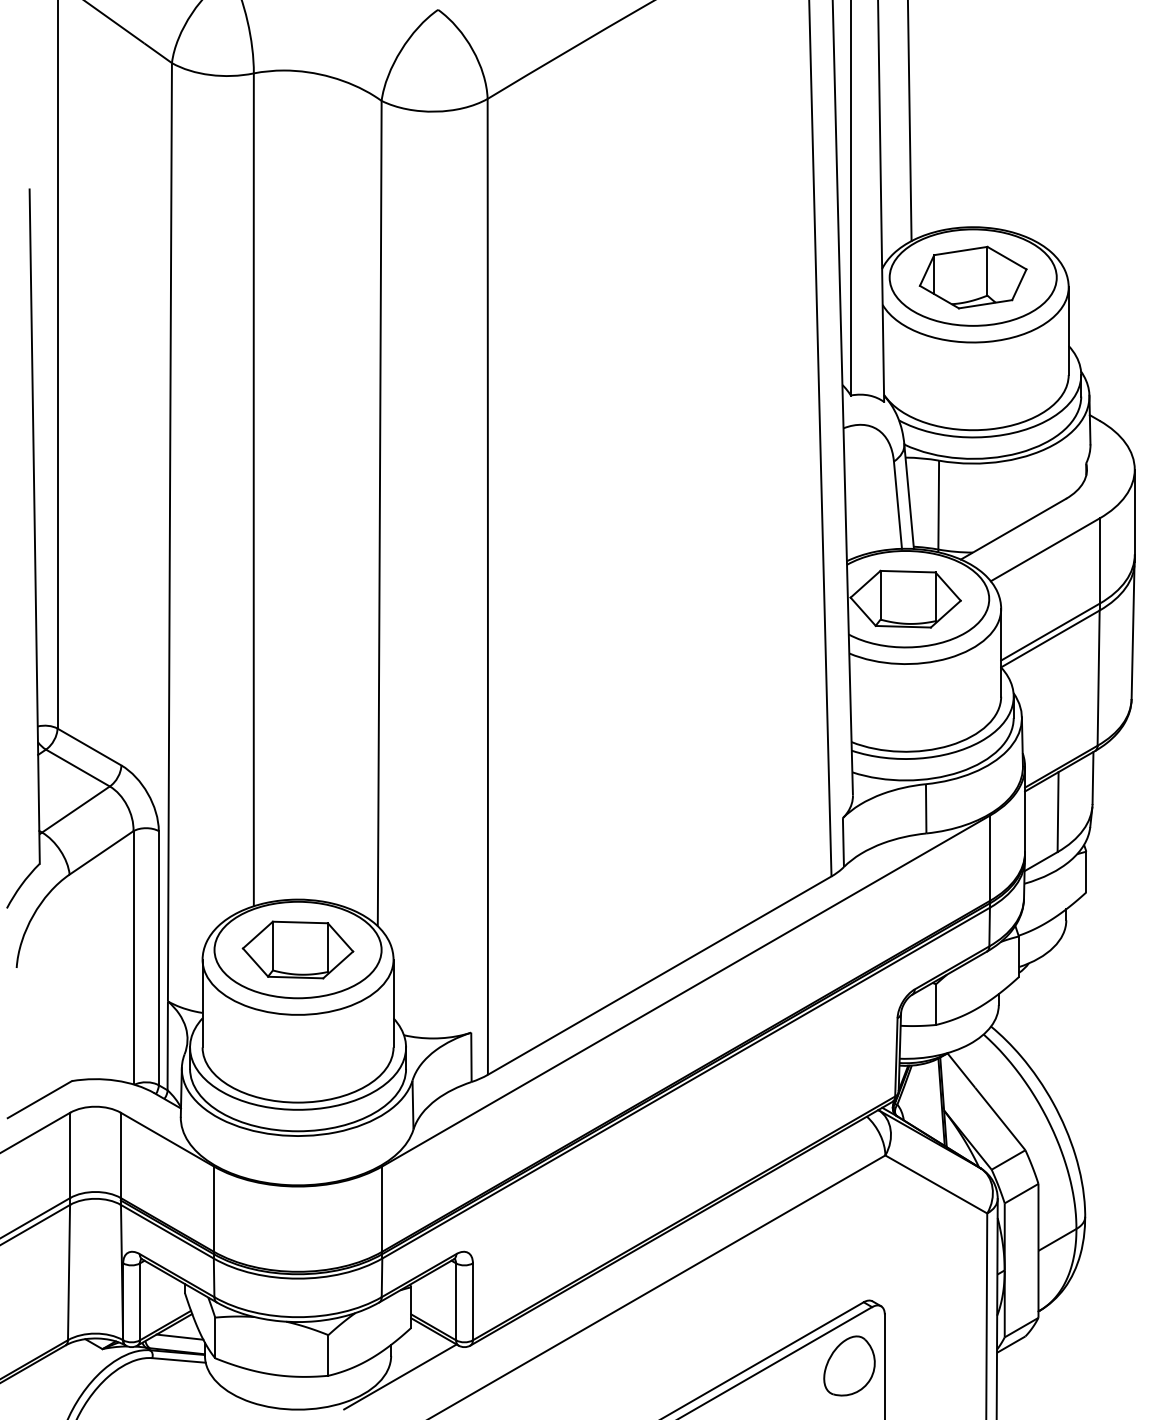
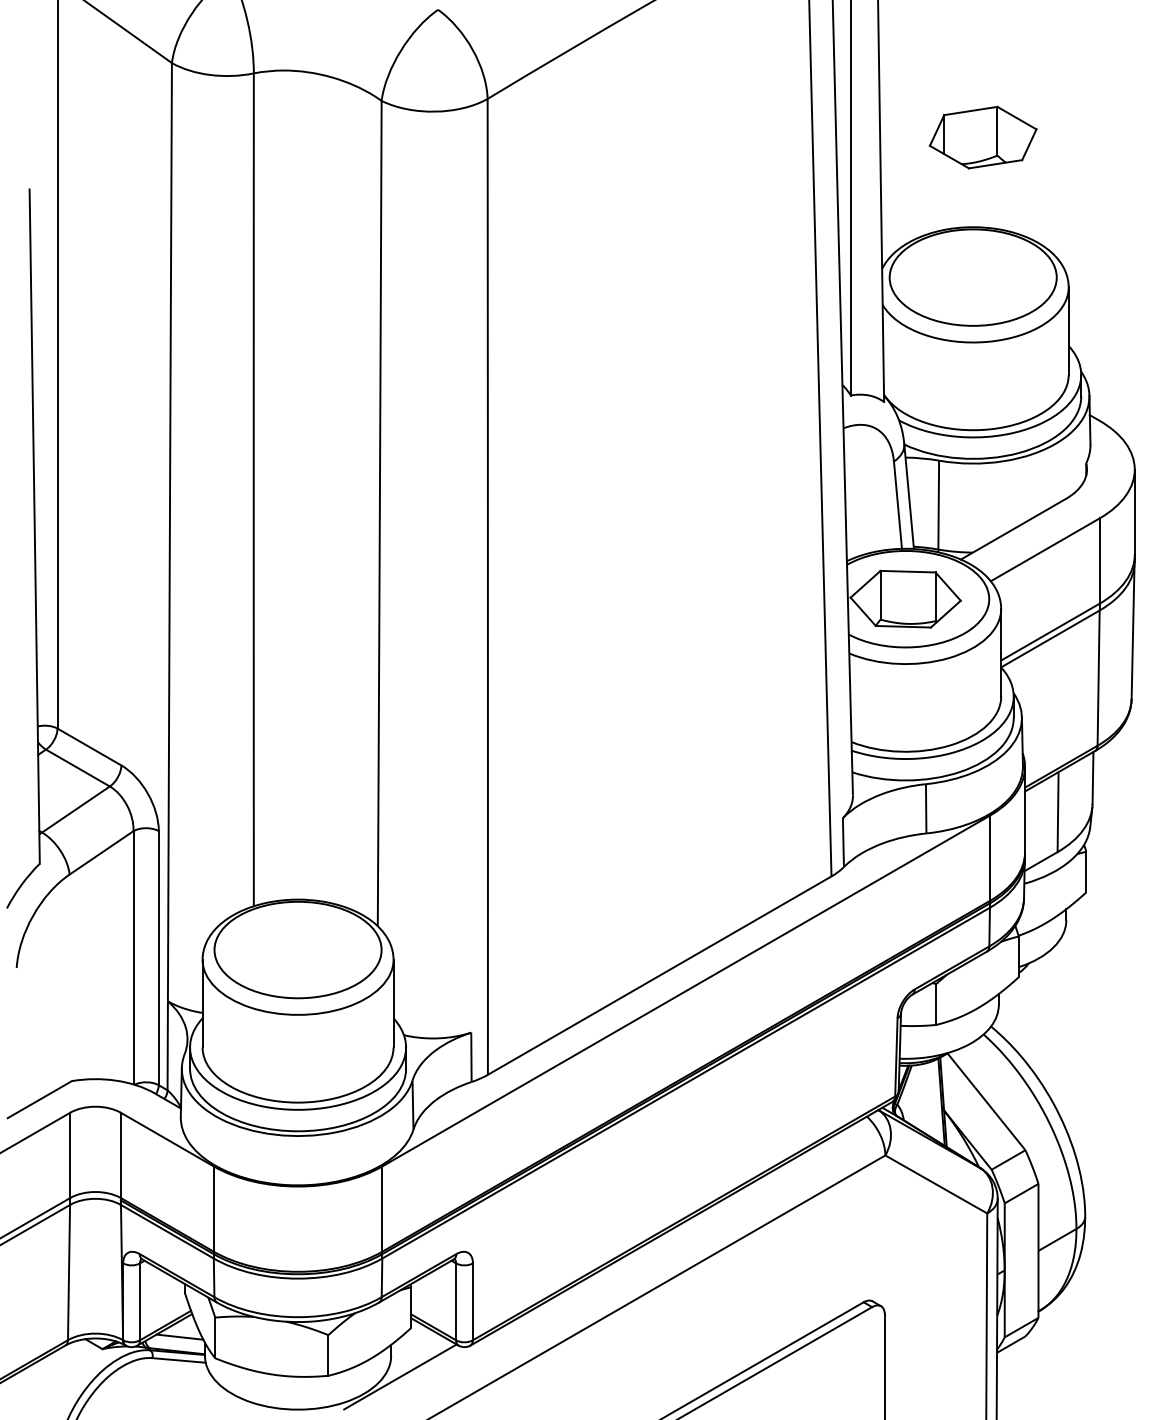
line: present -> none (909, 121)
part position: (972, 277) -> (982, 137) (982, 137)
part: present -> none (297, 949)
part: present -> none (849, 1365)
